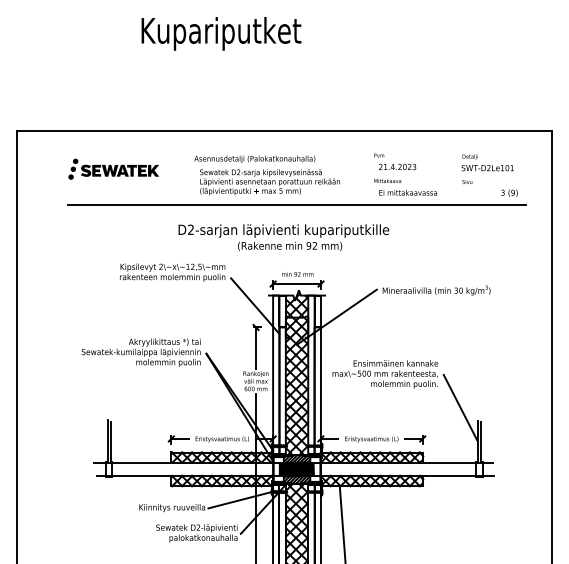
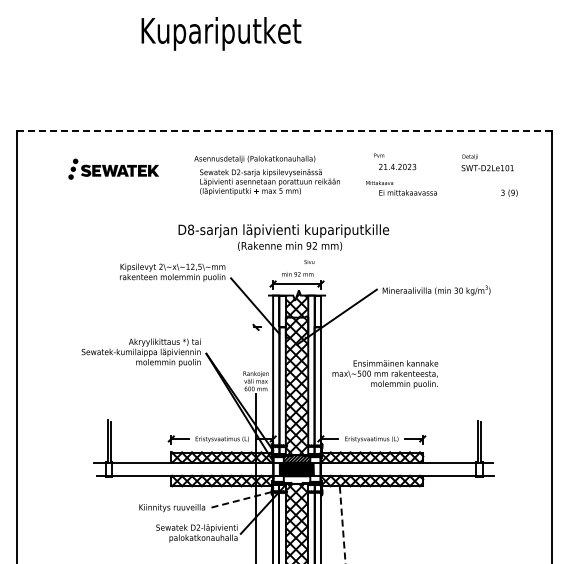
line: solid -> dashed (284, 130)
text position: (387, 180) -> (379, 182) (379, 182)
text position: (467, 182) -> (309, 262) (309, 262)
line: present -> none (296, 204)
text: D2-sarjan -> D8-sarjan (191, 229)
line: present -> none (256, 348)
line: present -> none (460, 407)
hatch: present -> none (296, 479)
line: solid -> dashed (239, 500)
line: solid -> dashed (342, 525)
